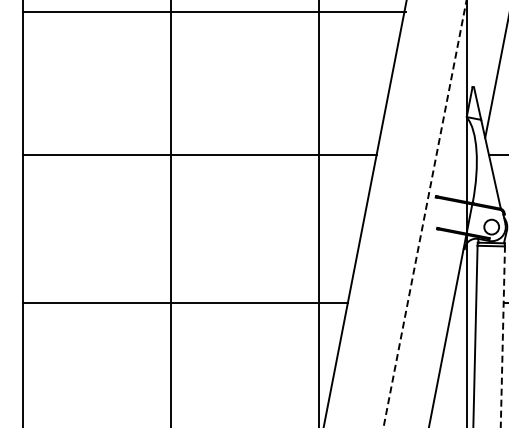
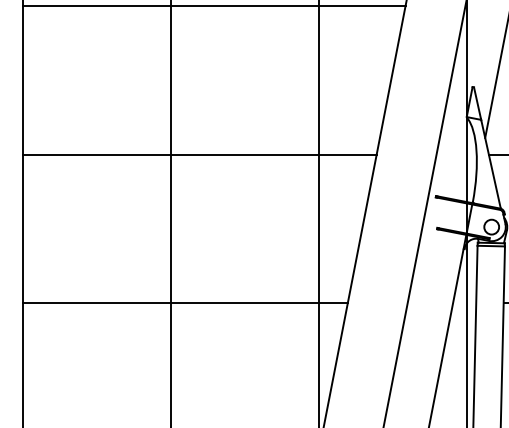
line position: (213, 12) -> (213, 6) (213, 6)
line: dashed -> solid (424, 214)
line: dashed -> solid (502, 337)
